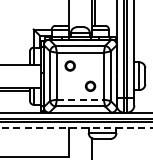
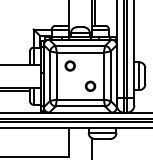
line: dashed -> solid (80, 99)
line: dashed -> solid (76, 127)
